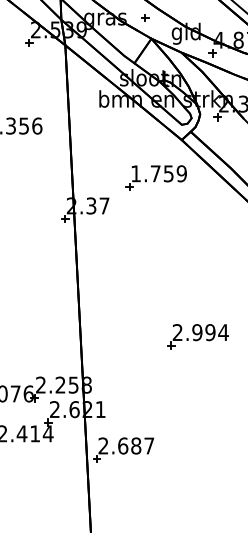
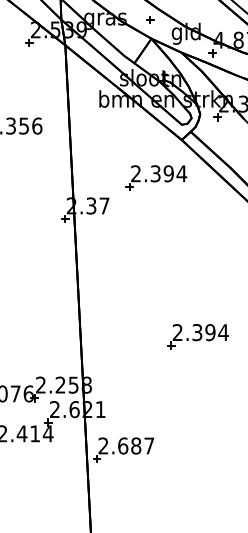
part position: (145, 17) -> (150, 19) (150, 19)
text: 1.759 -> 2.394 (159, 173)
text: 2.994 -> 2.394 (197, 332)
